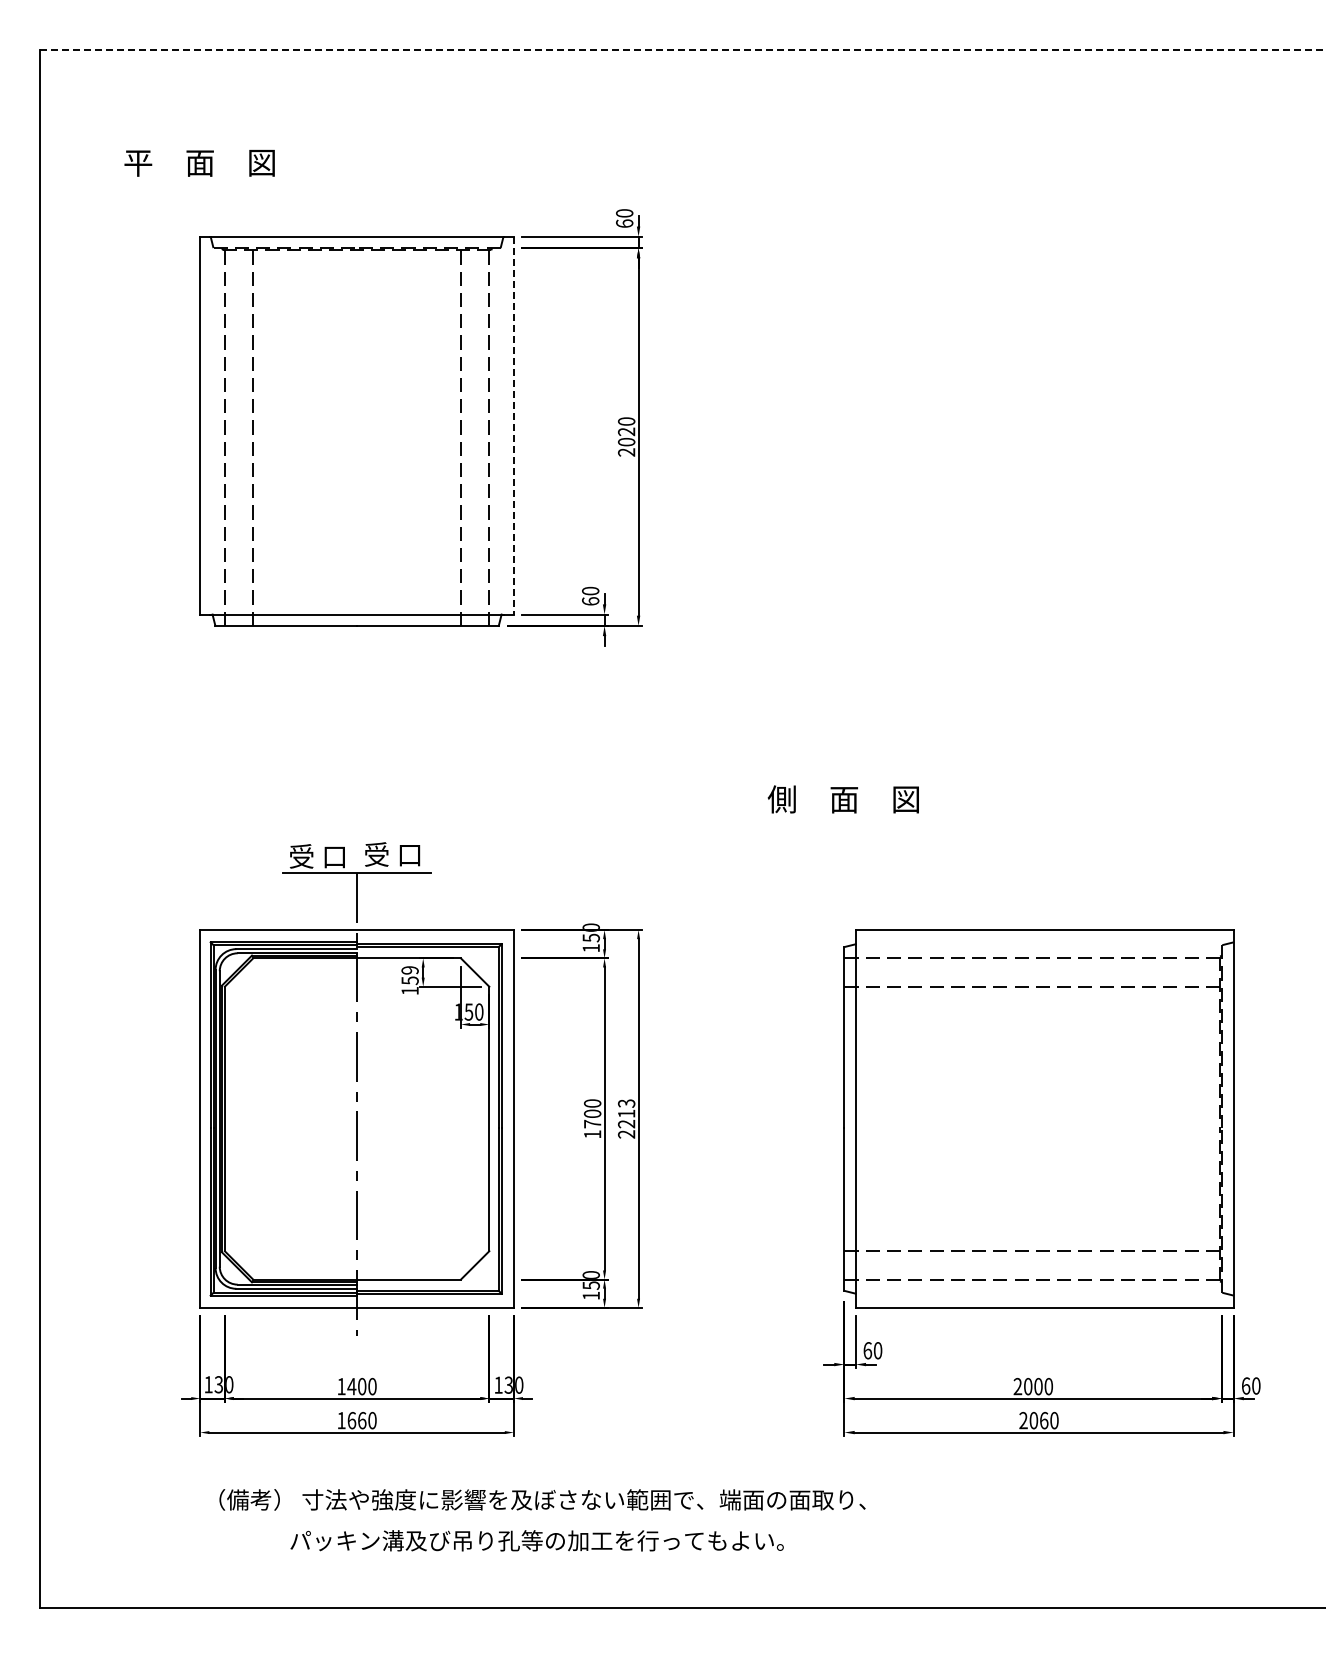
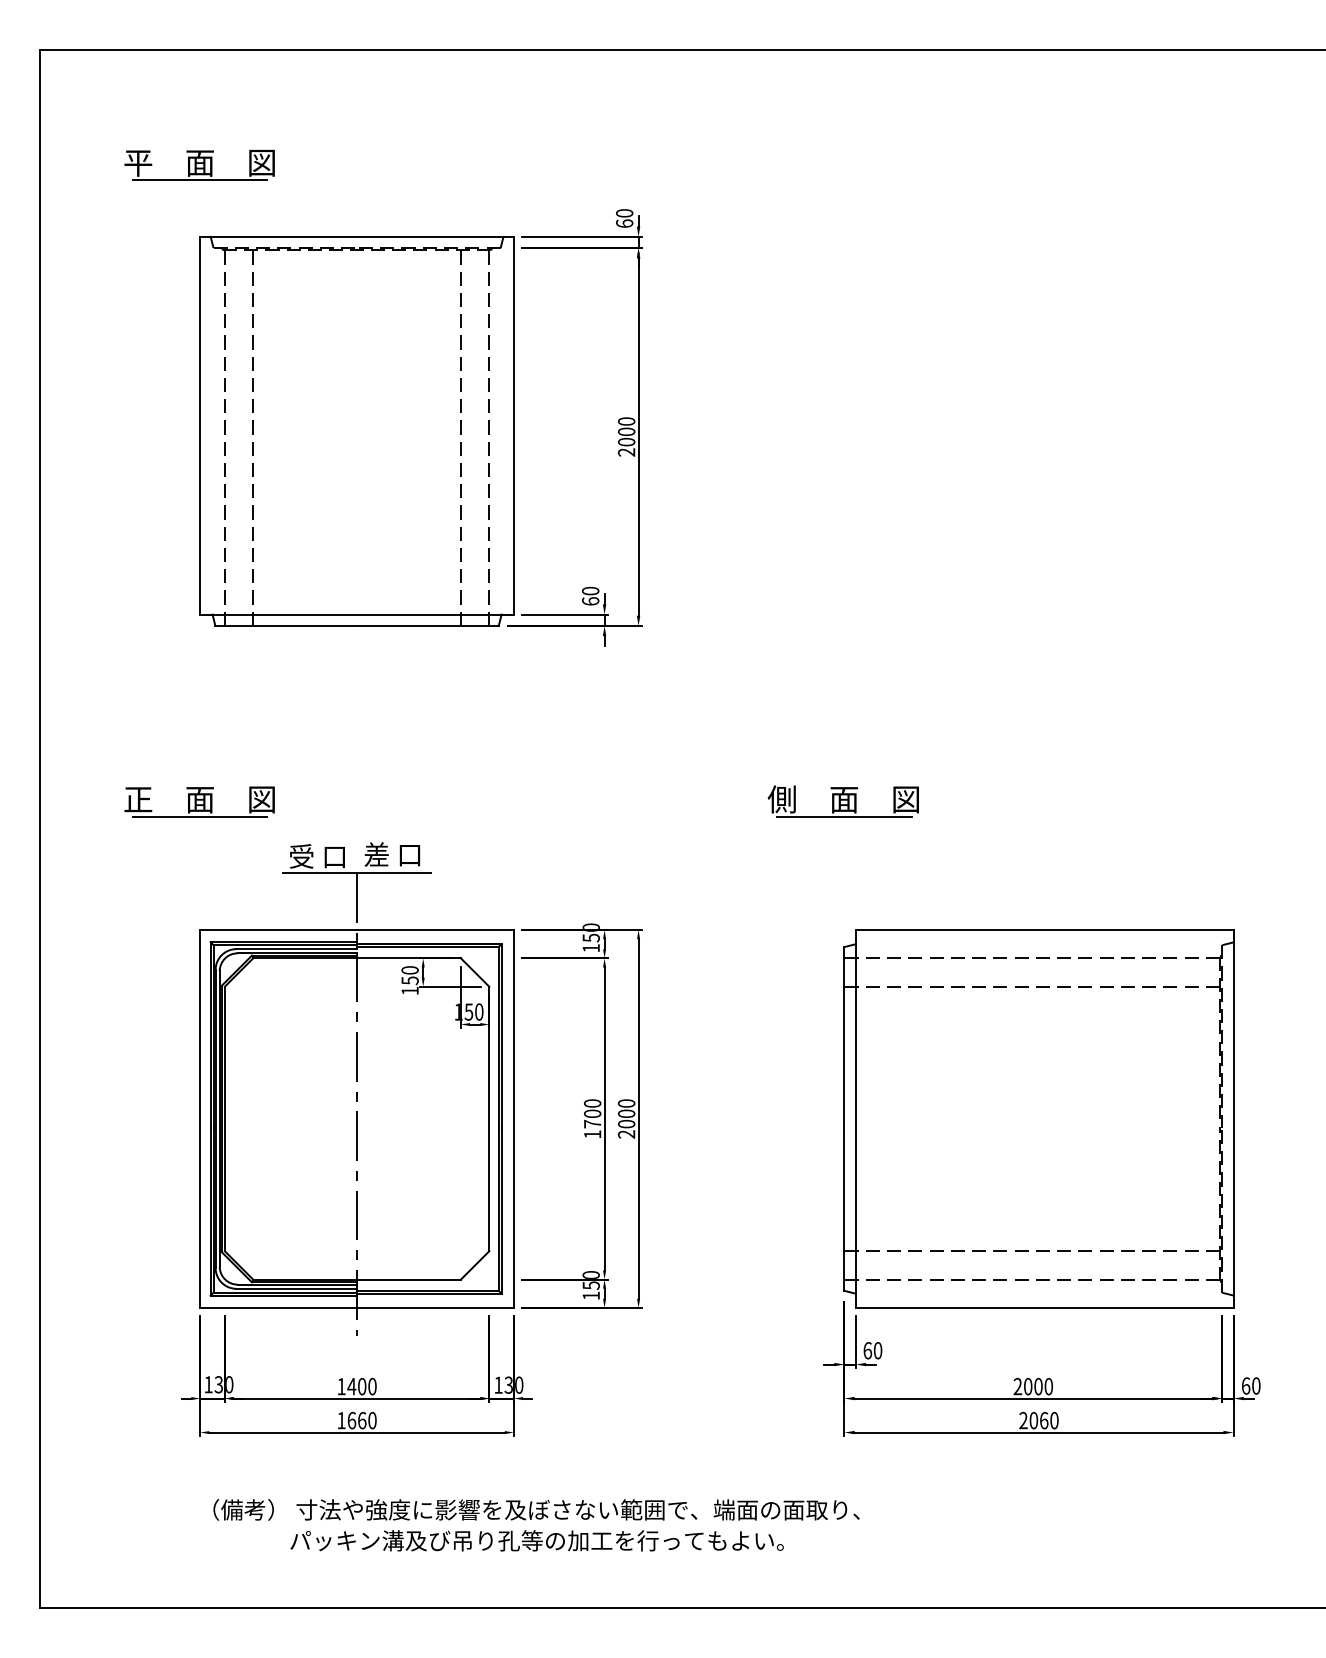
line: dashed -> solid (682, 49)
line: none -> present (200, 180)
line: dashed -> solid (513, 425)
text: 2020 -> 2000 (626, 431)
part: none -> present (199, 801)
line: none -> present (844, 816)
text: 受 口 -> 差 口 (376, 854)
text: 159 -> 150 (409, 970)
text: 2213 -> 2000 (626, 1113)
text position: (542, 1499) -> (536, 1509) (536, 1509)
